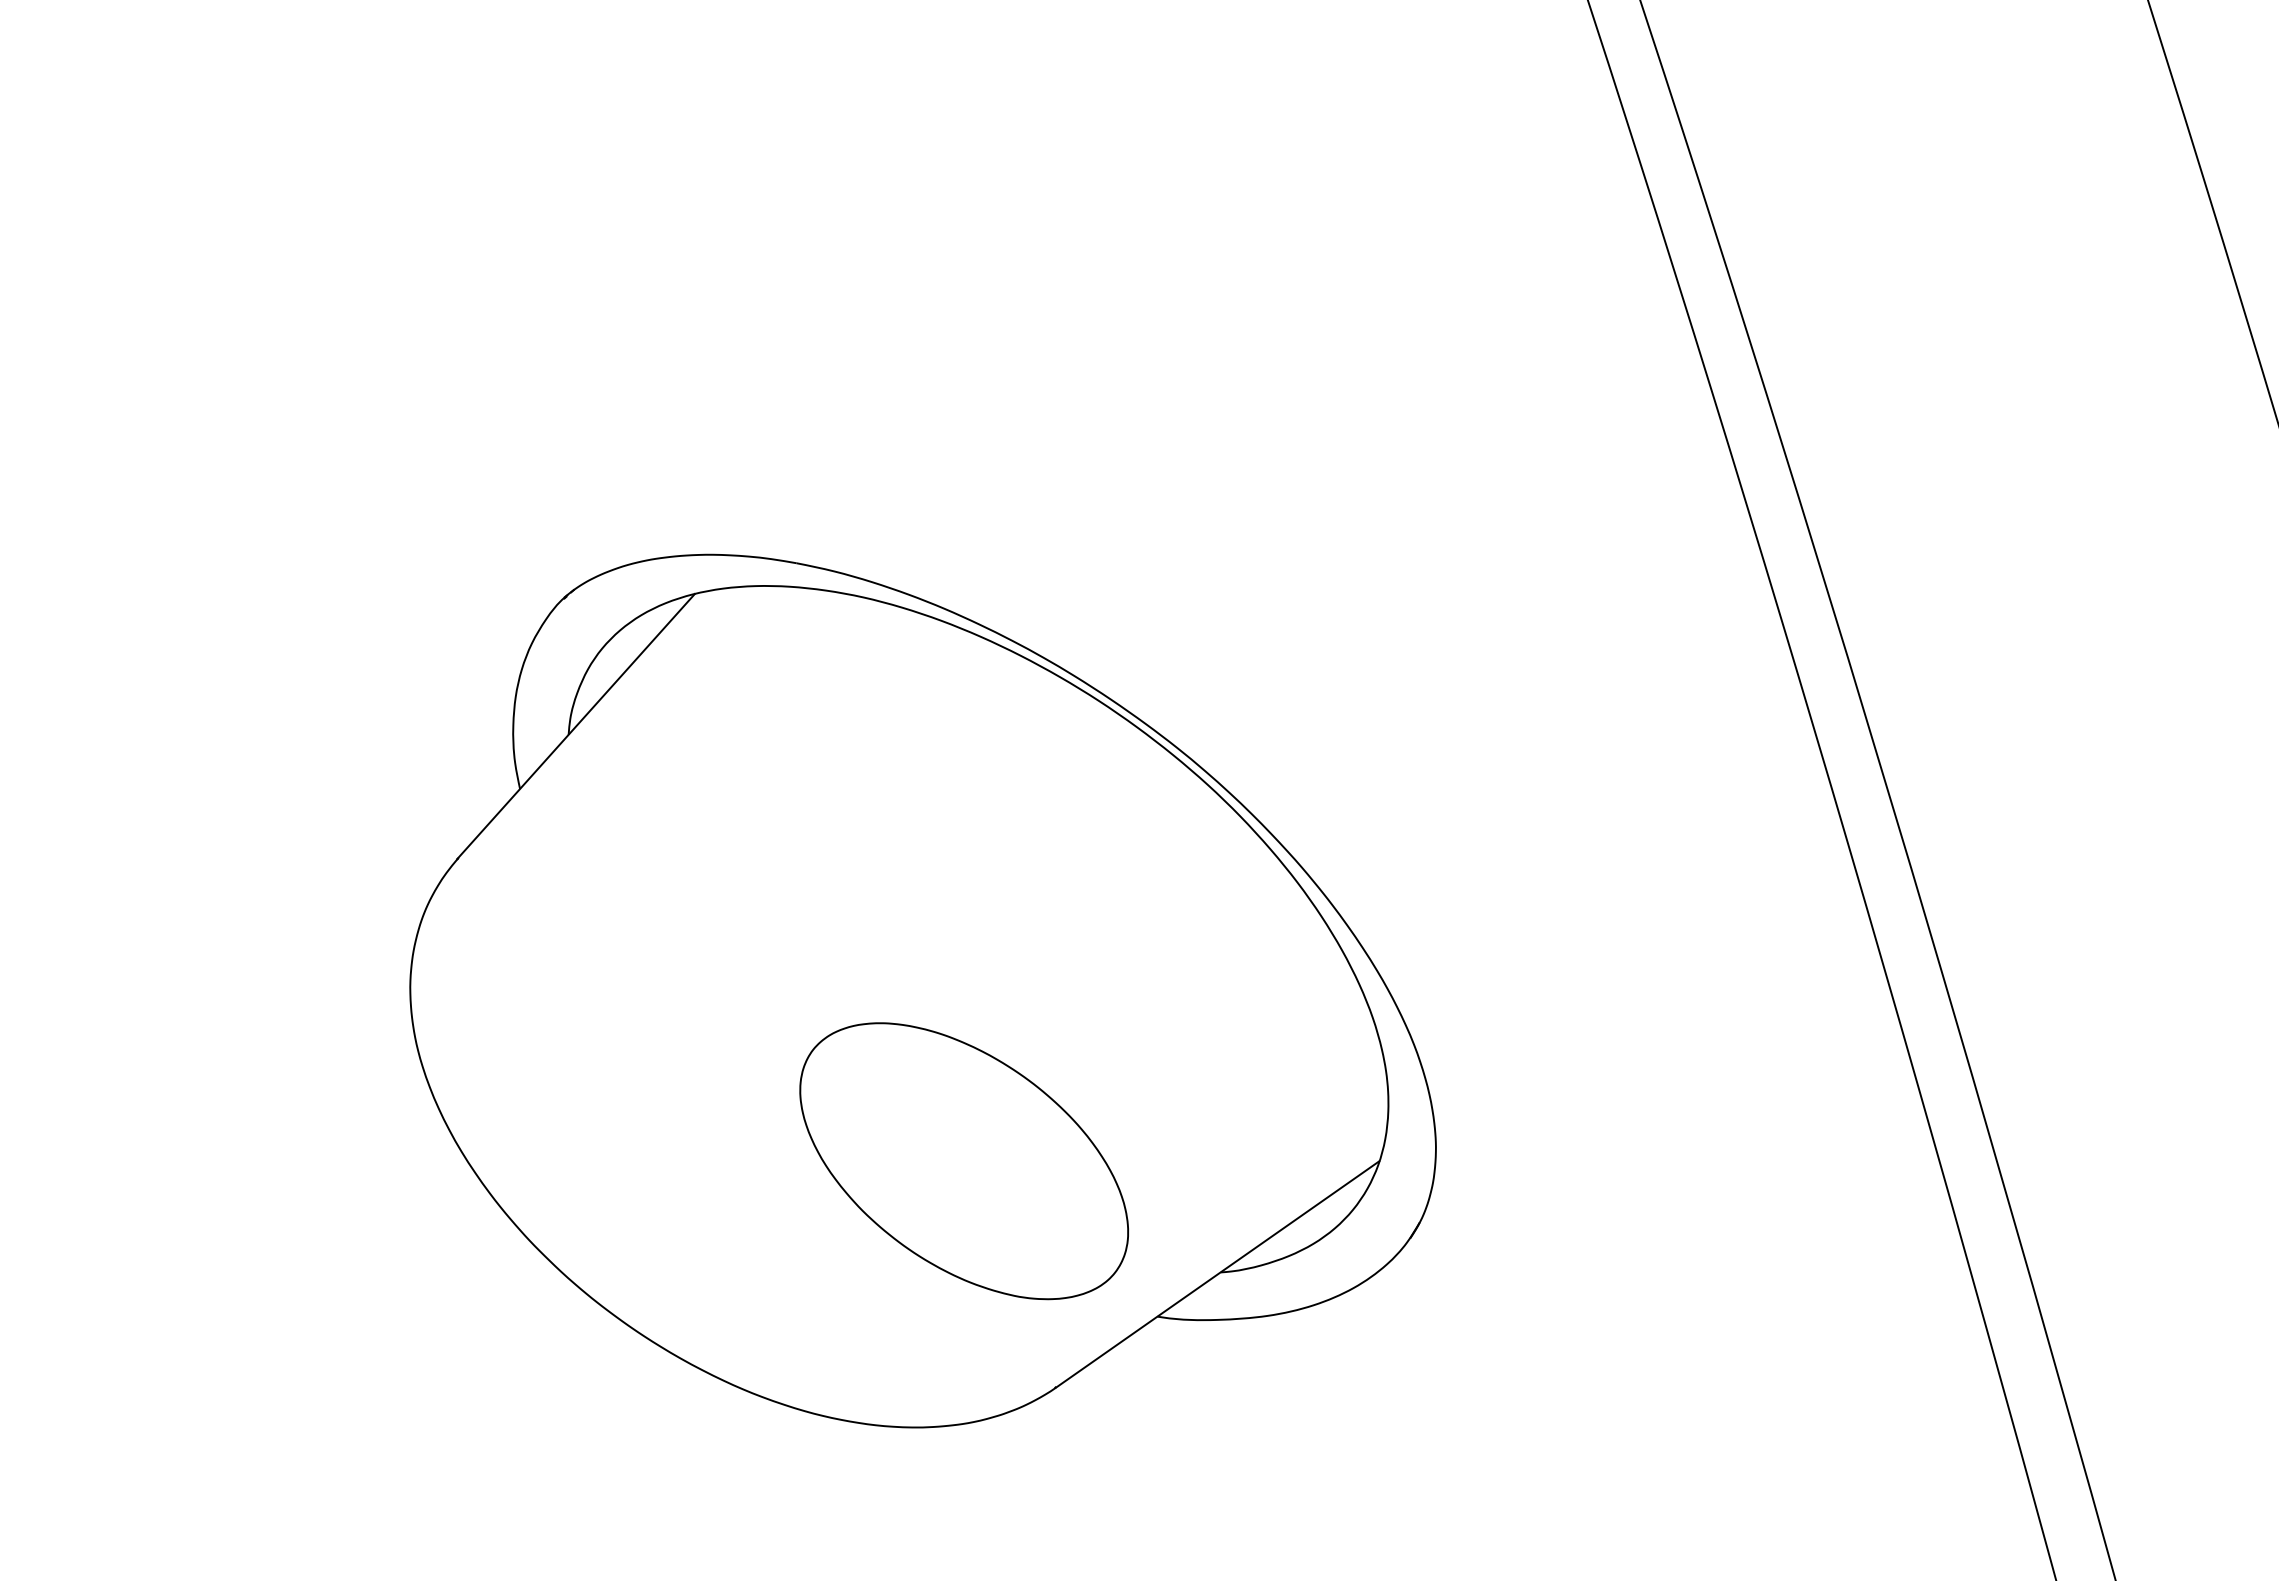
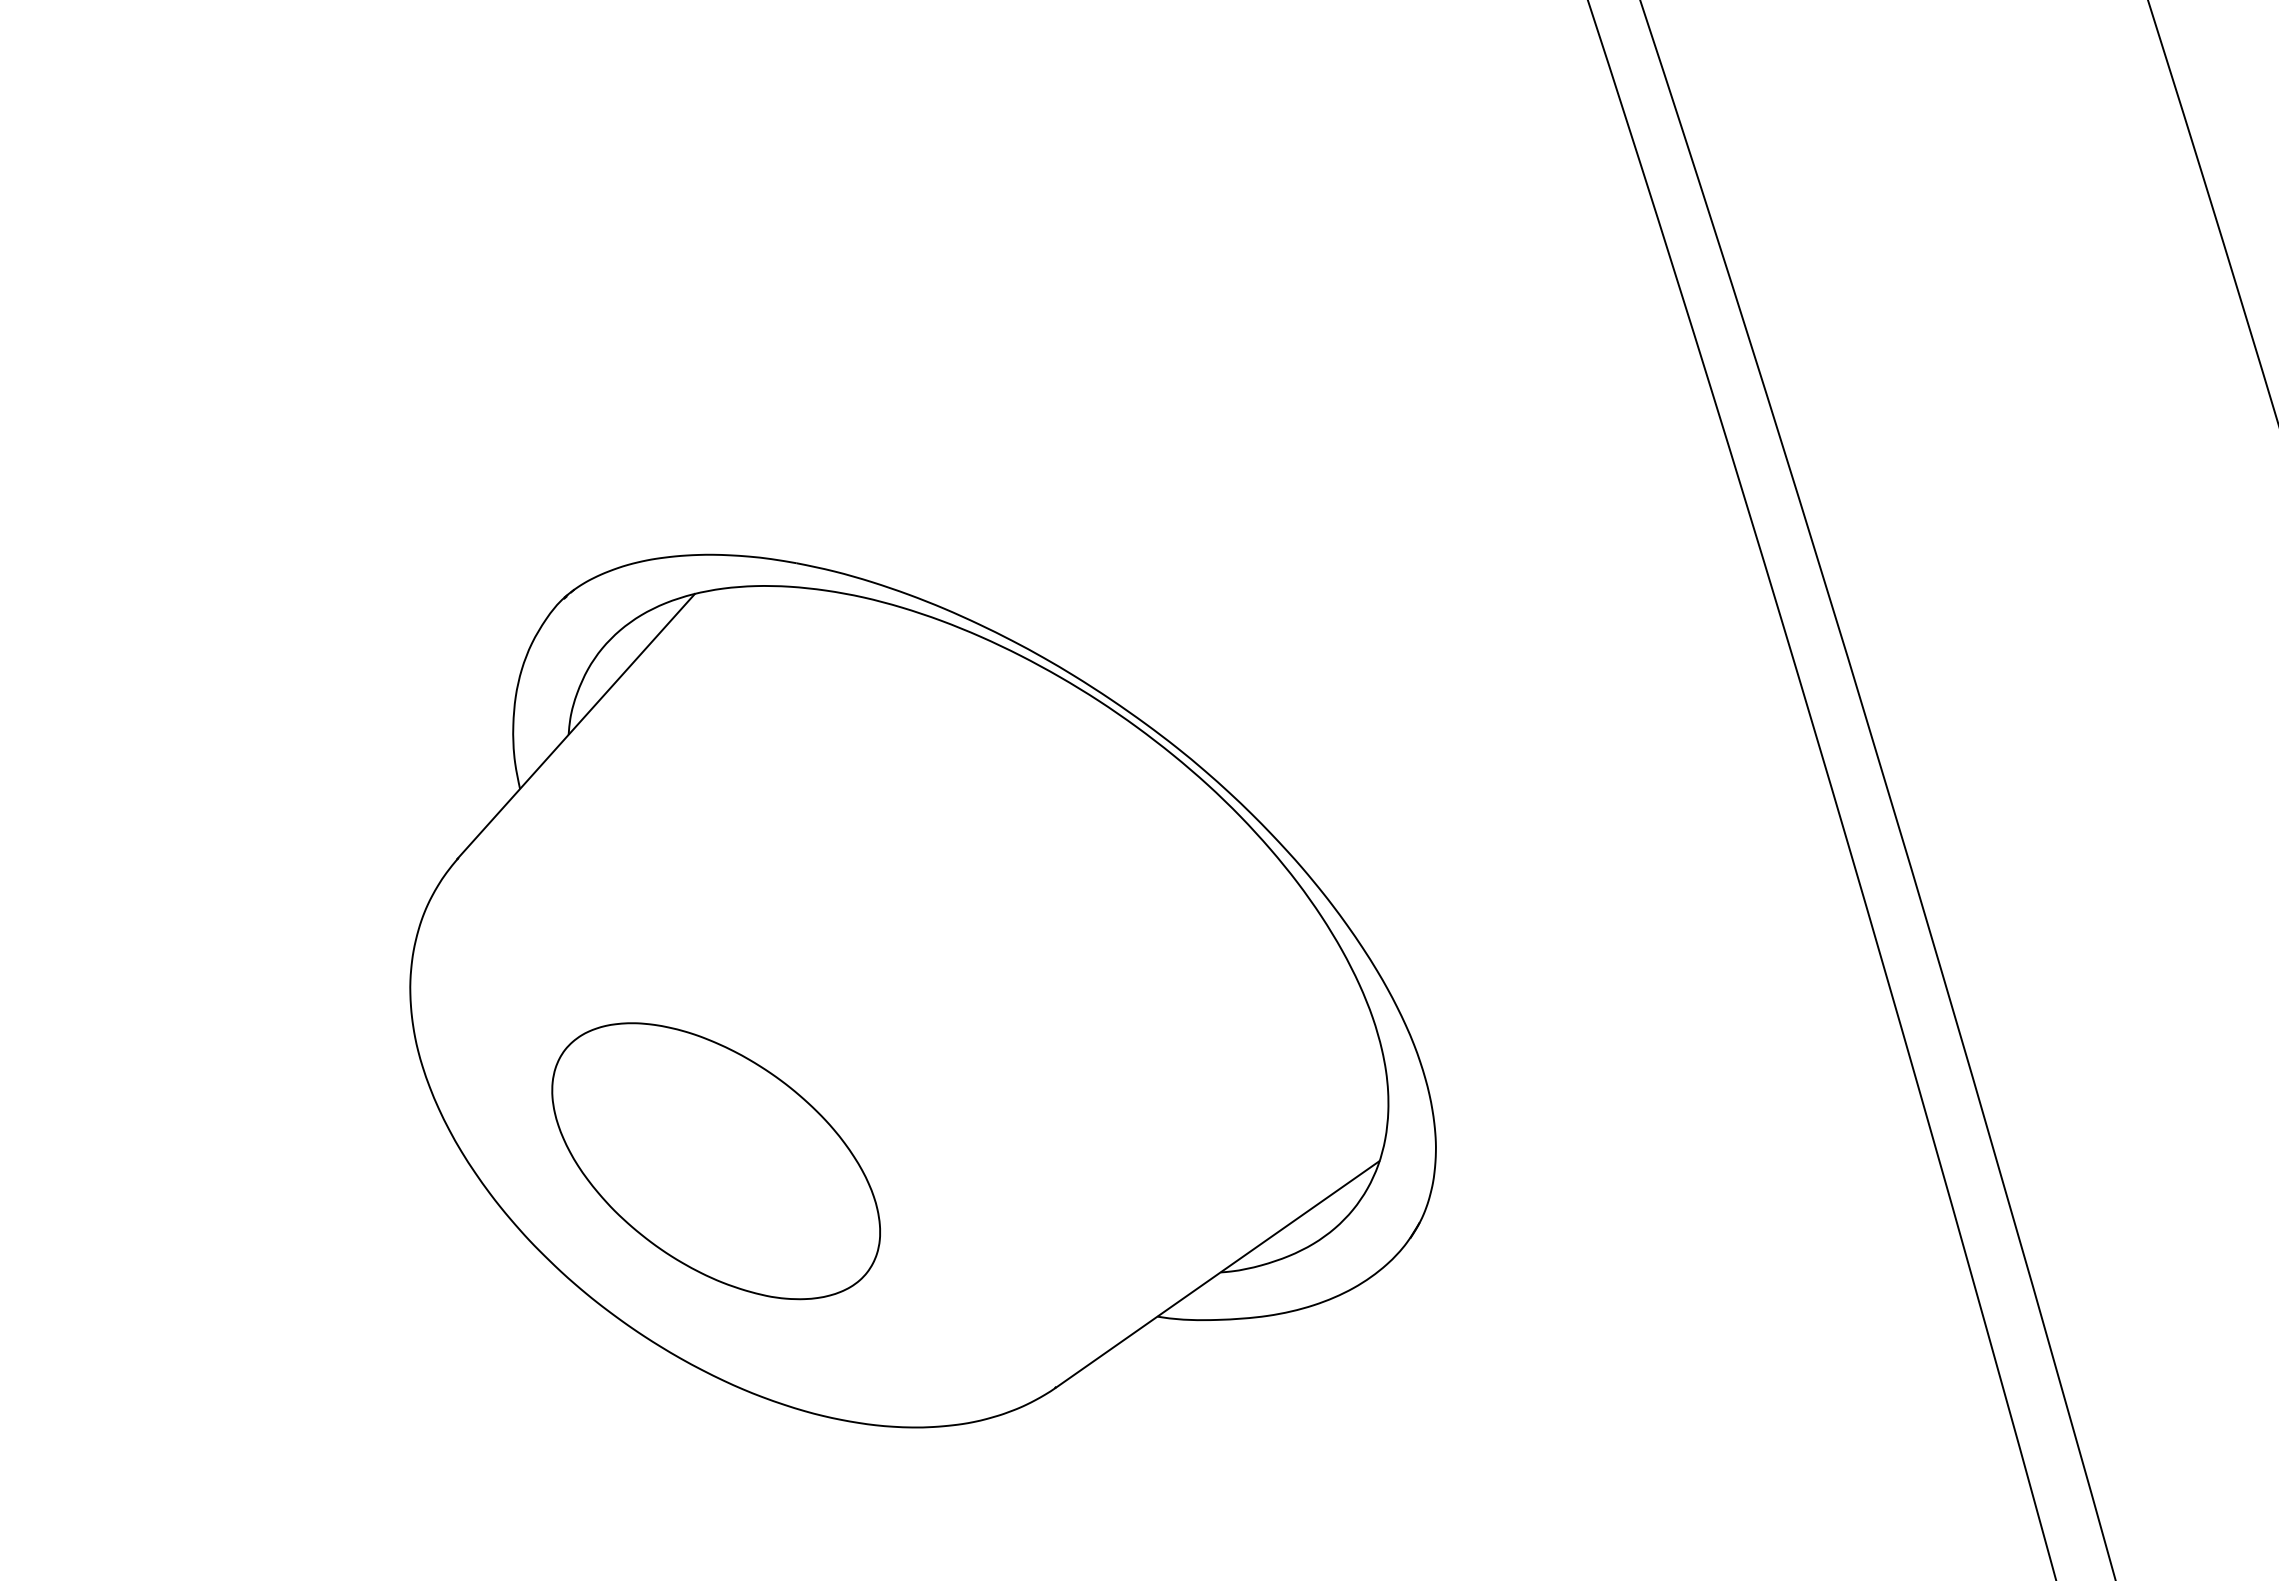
part position: (963, 1161) -> (715, 1161) (715, 1161)
